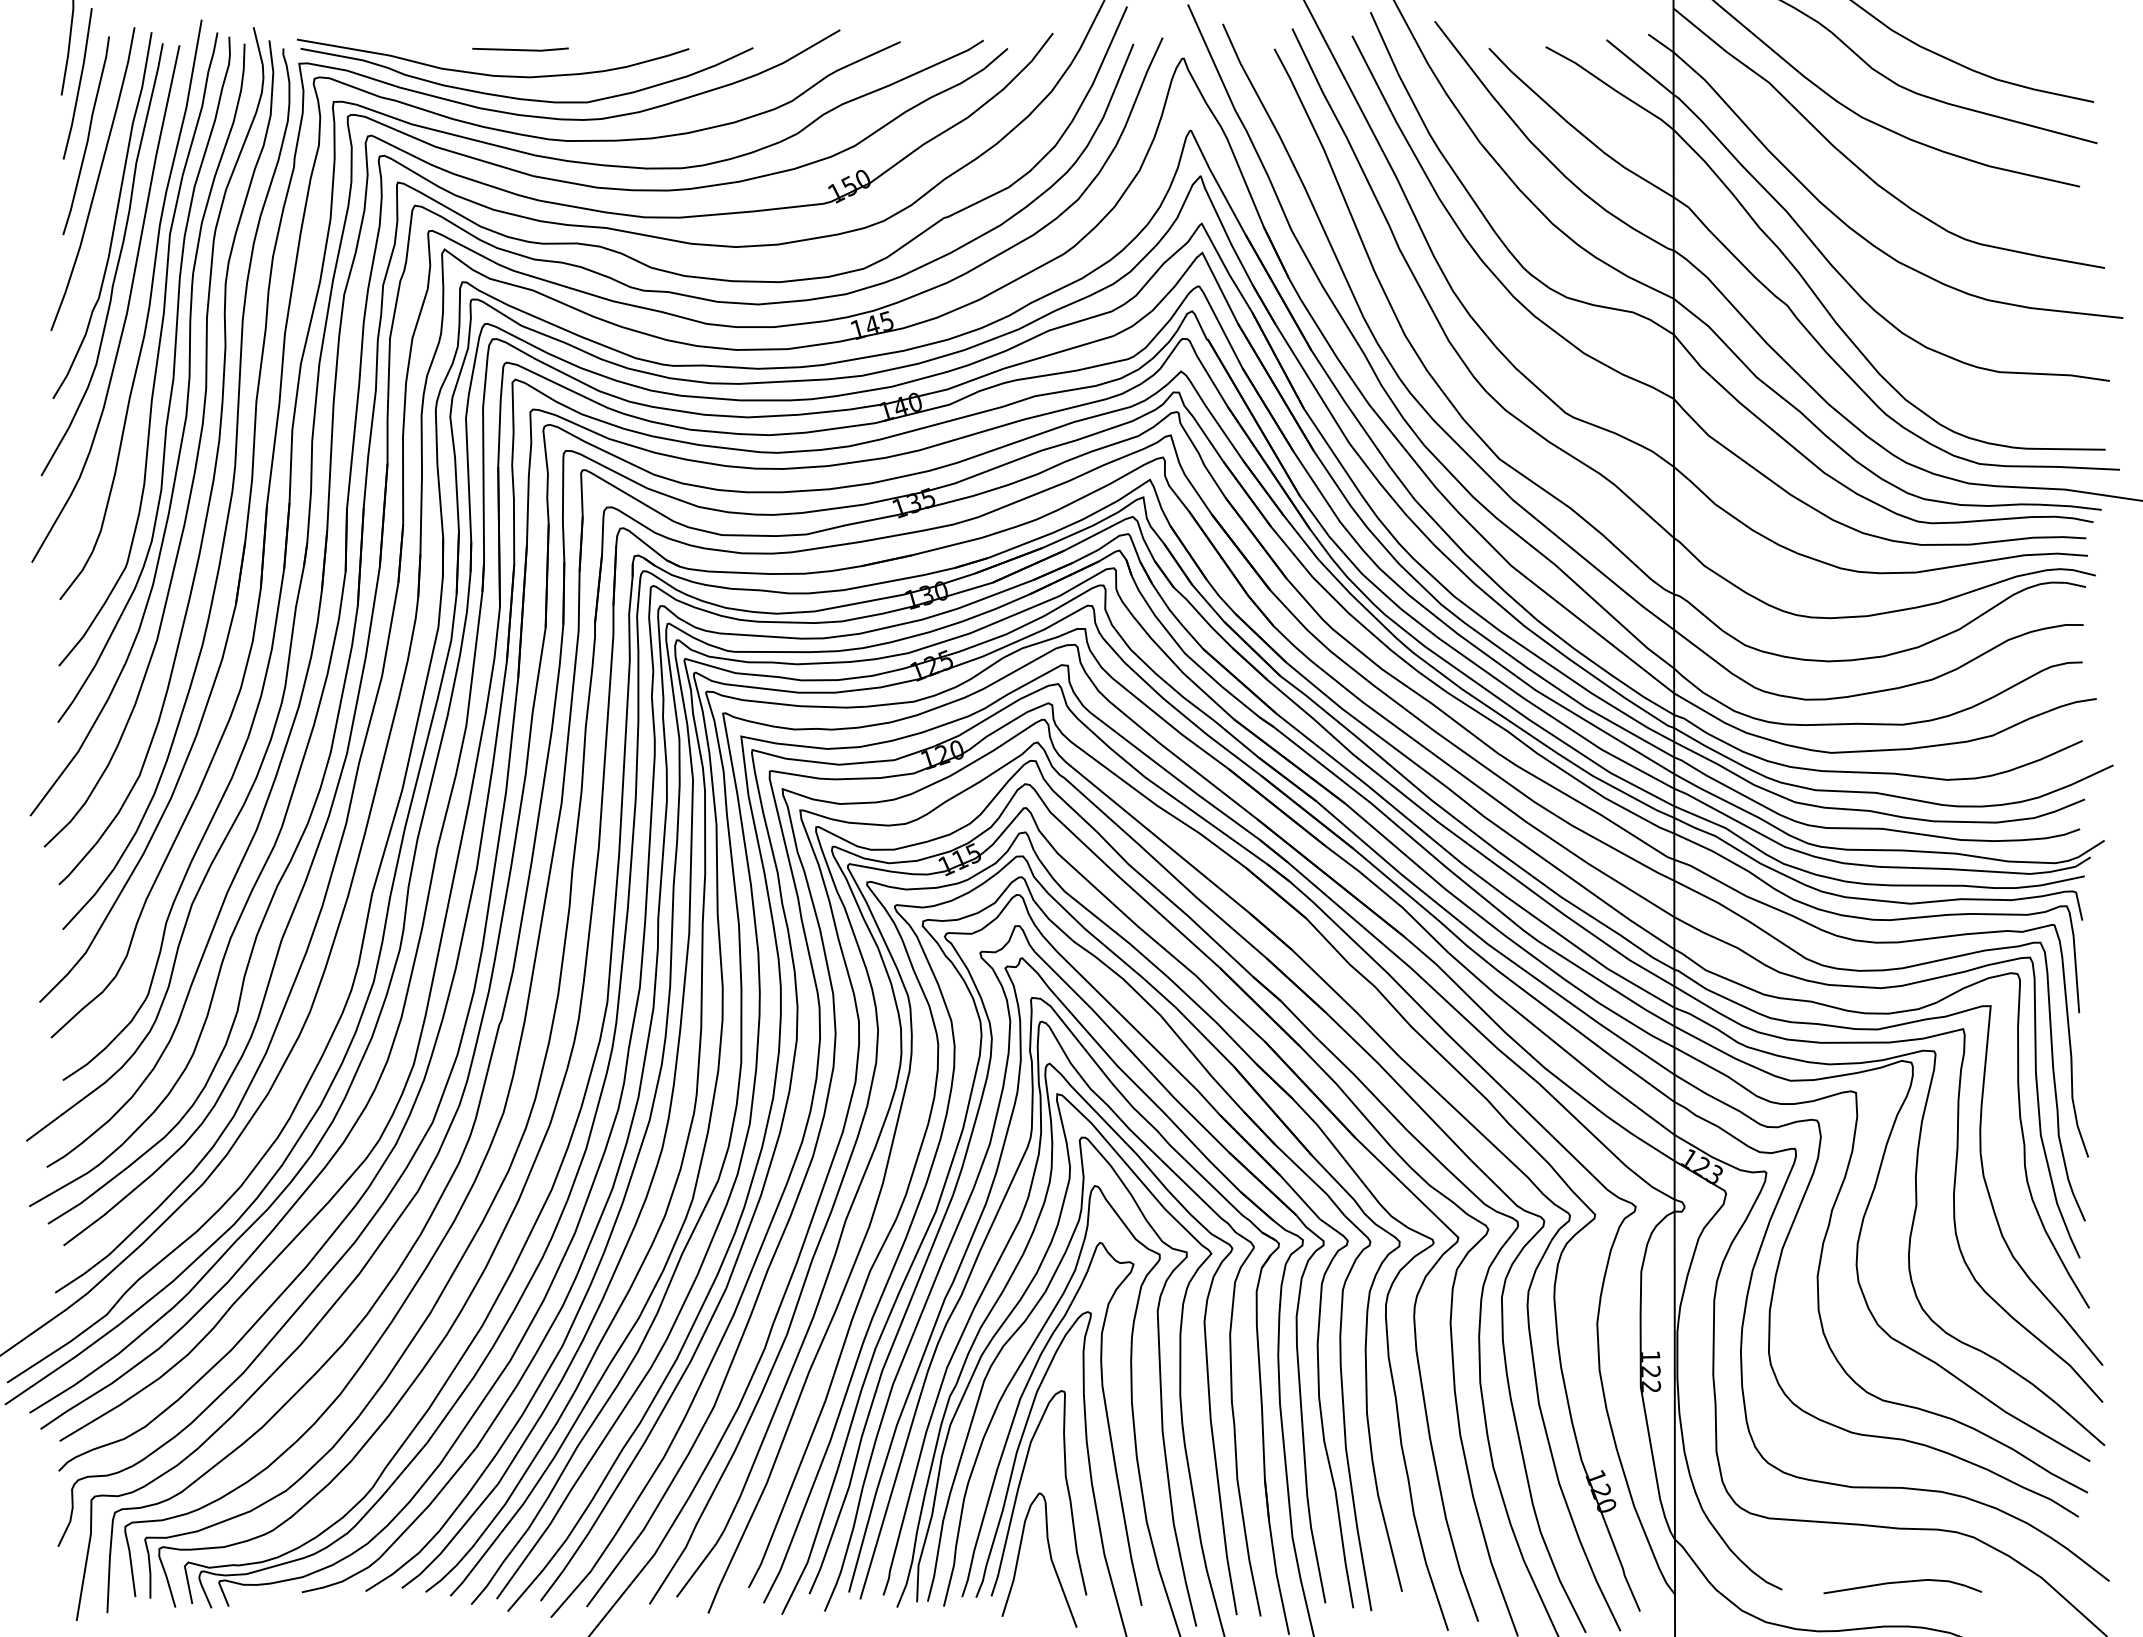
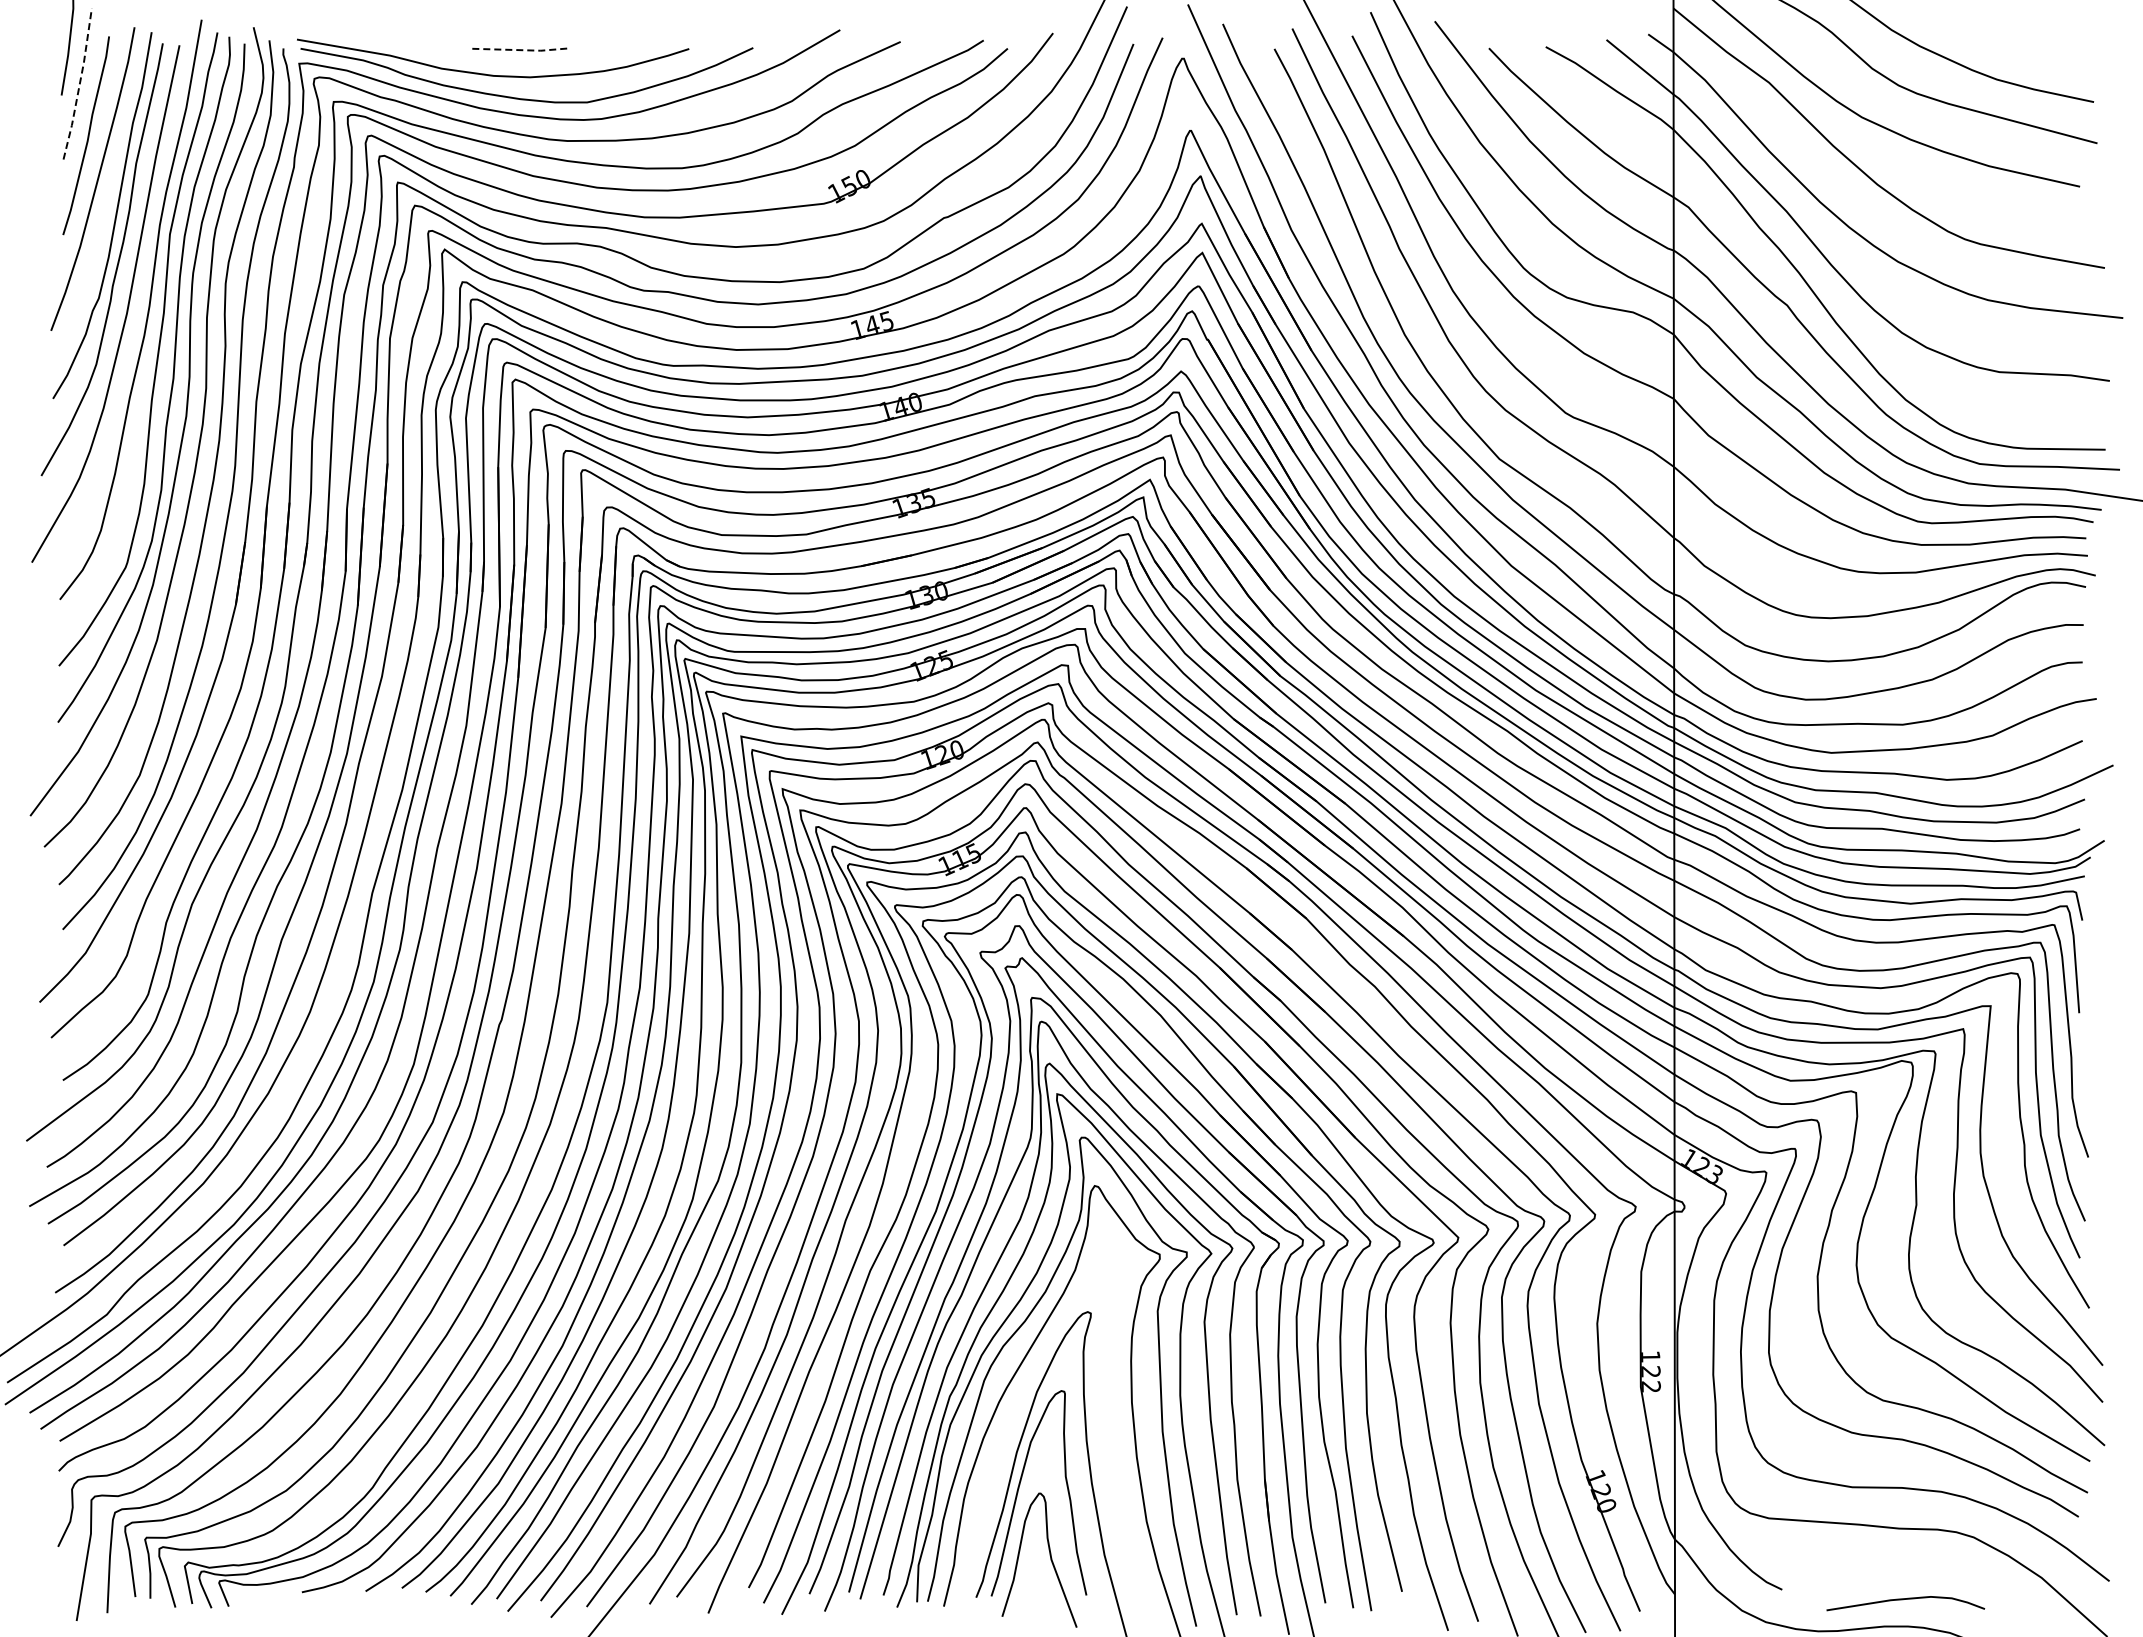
line: solid -> dashed (521, 50)
line: solid -> dashed (79, 84)
curve: present -> none (1017, 1411)
curve position: (1900, 1583) -> (1903, 1600) (1903, 1600)
